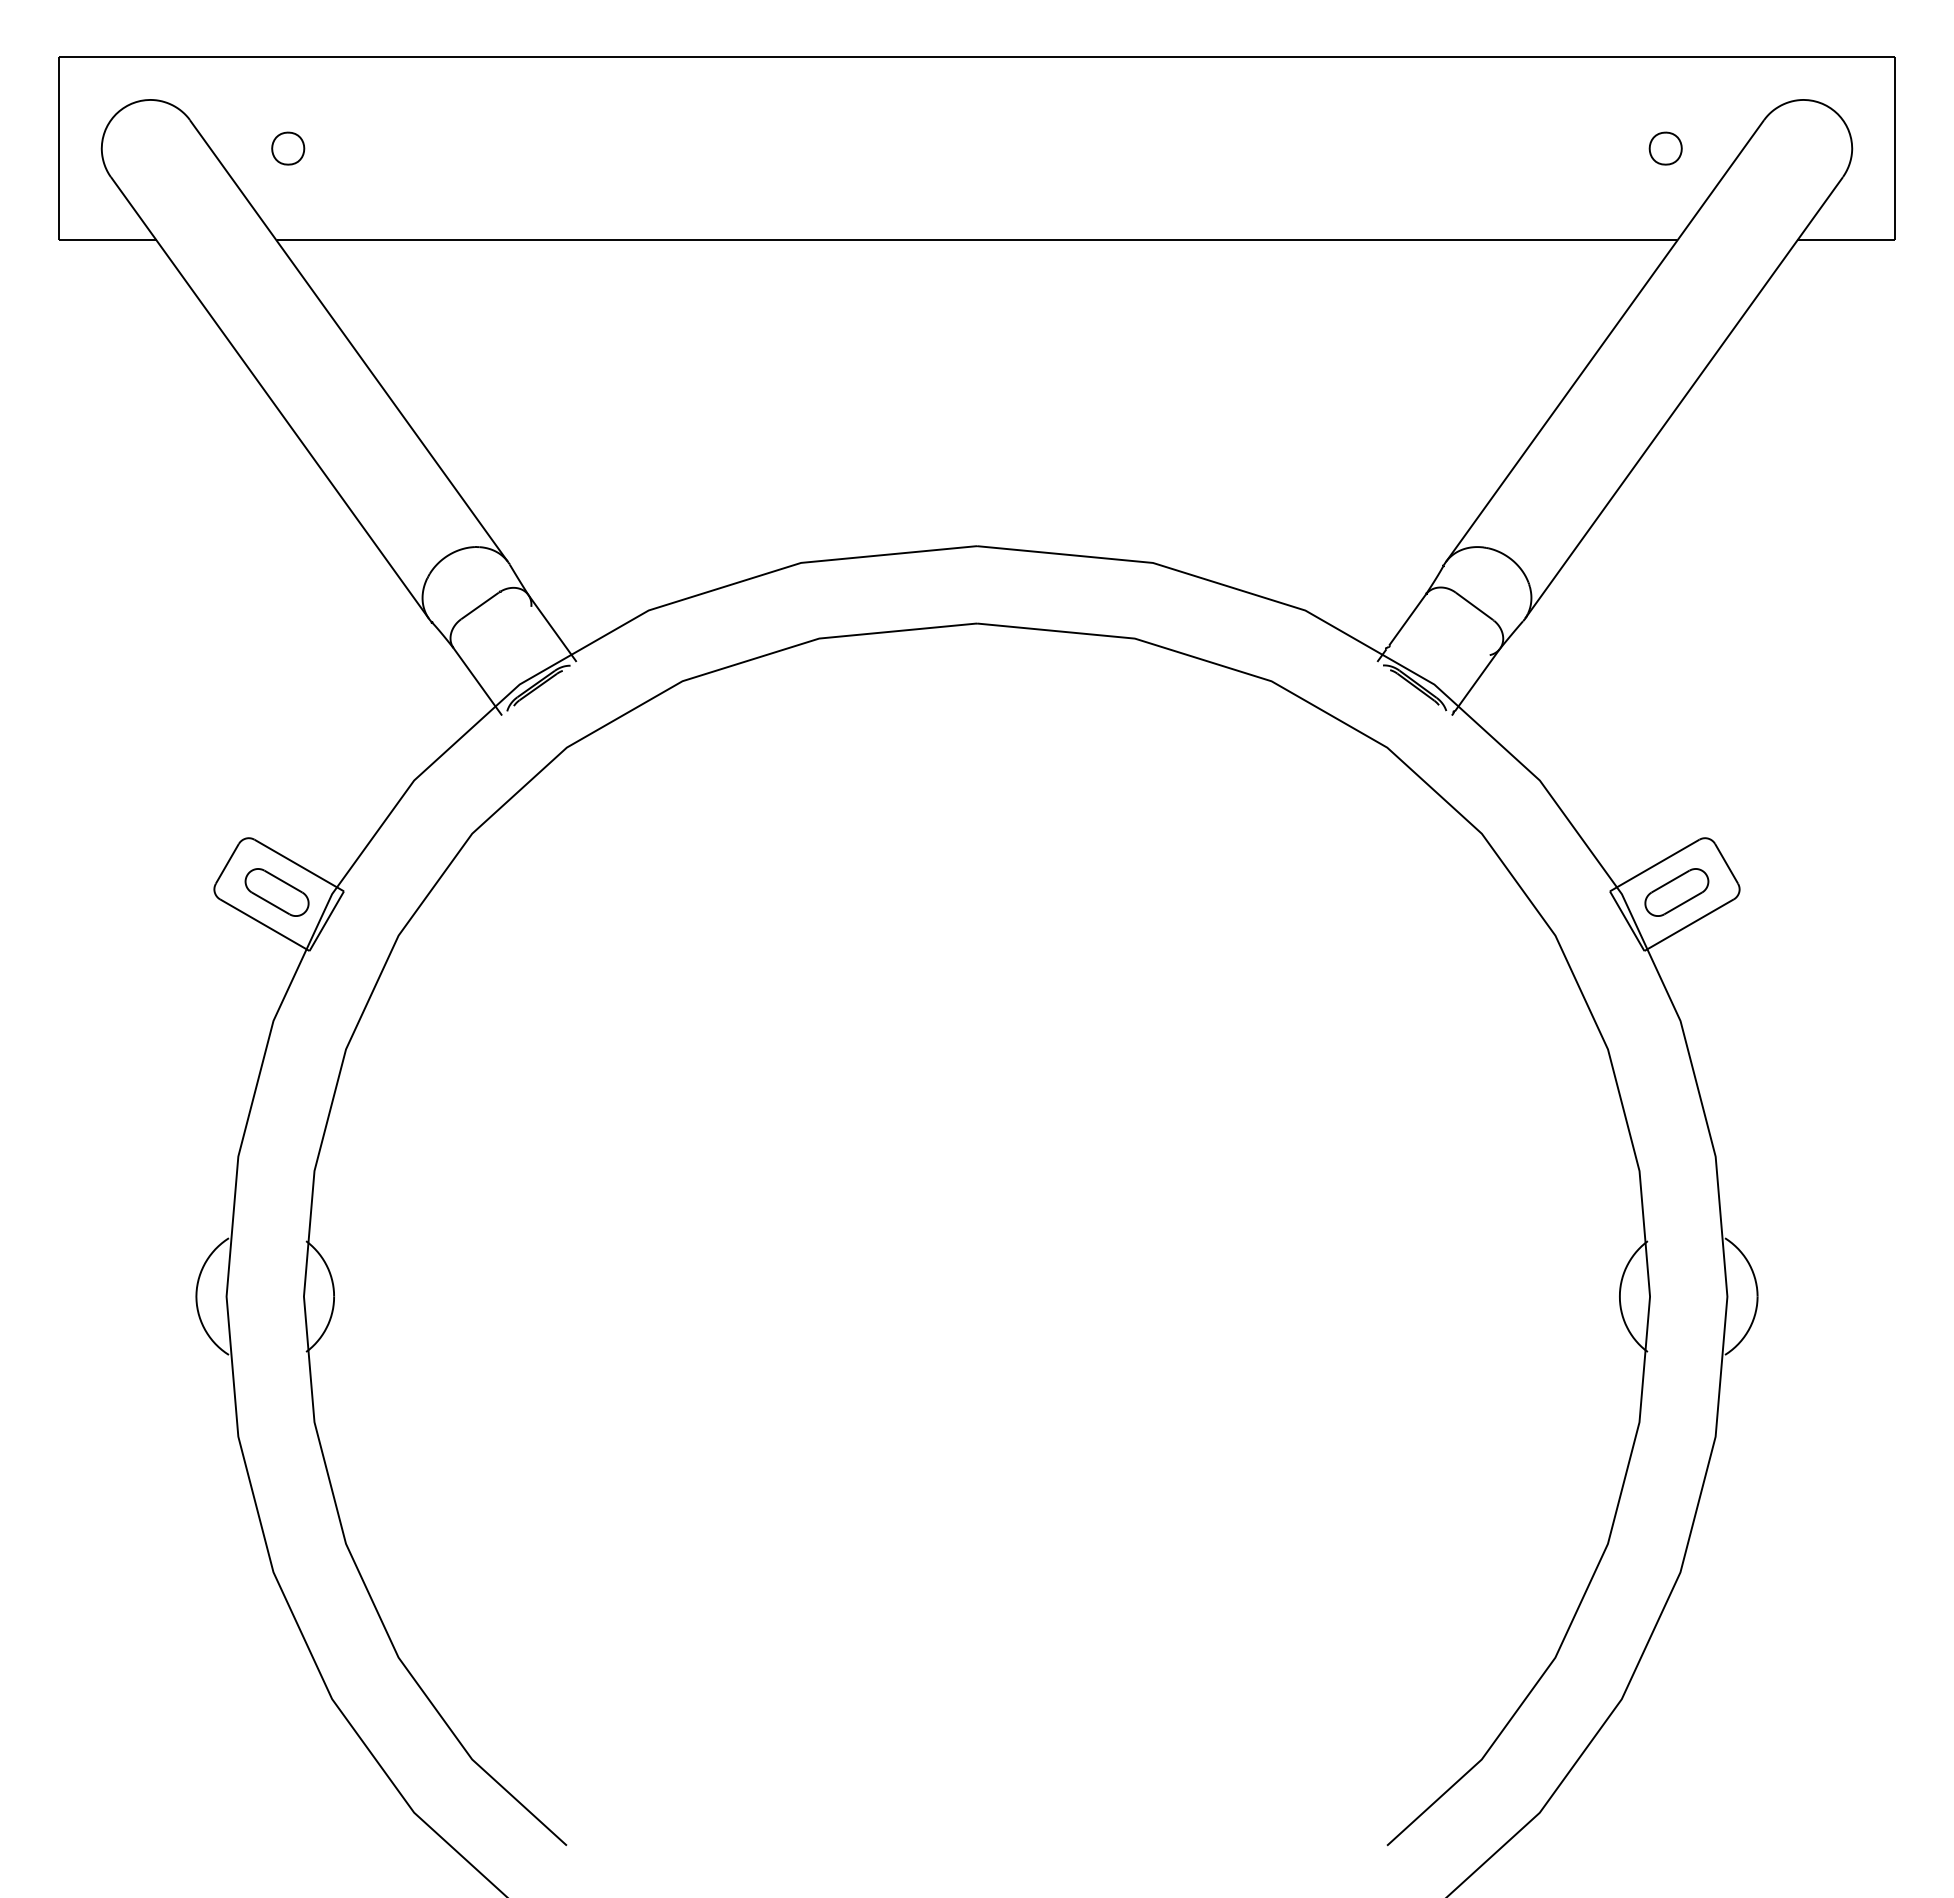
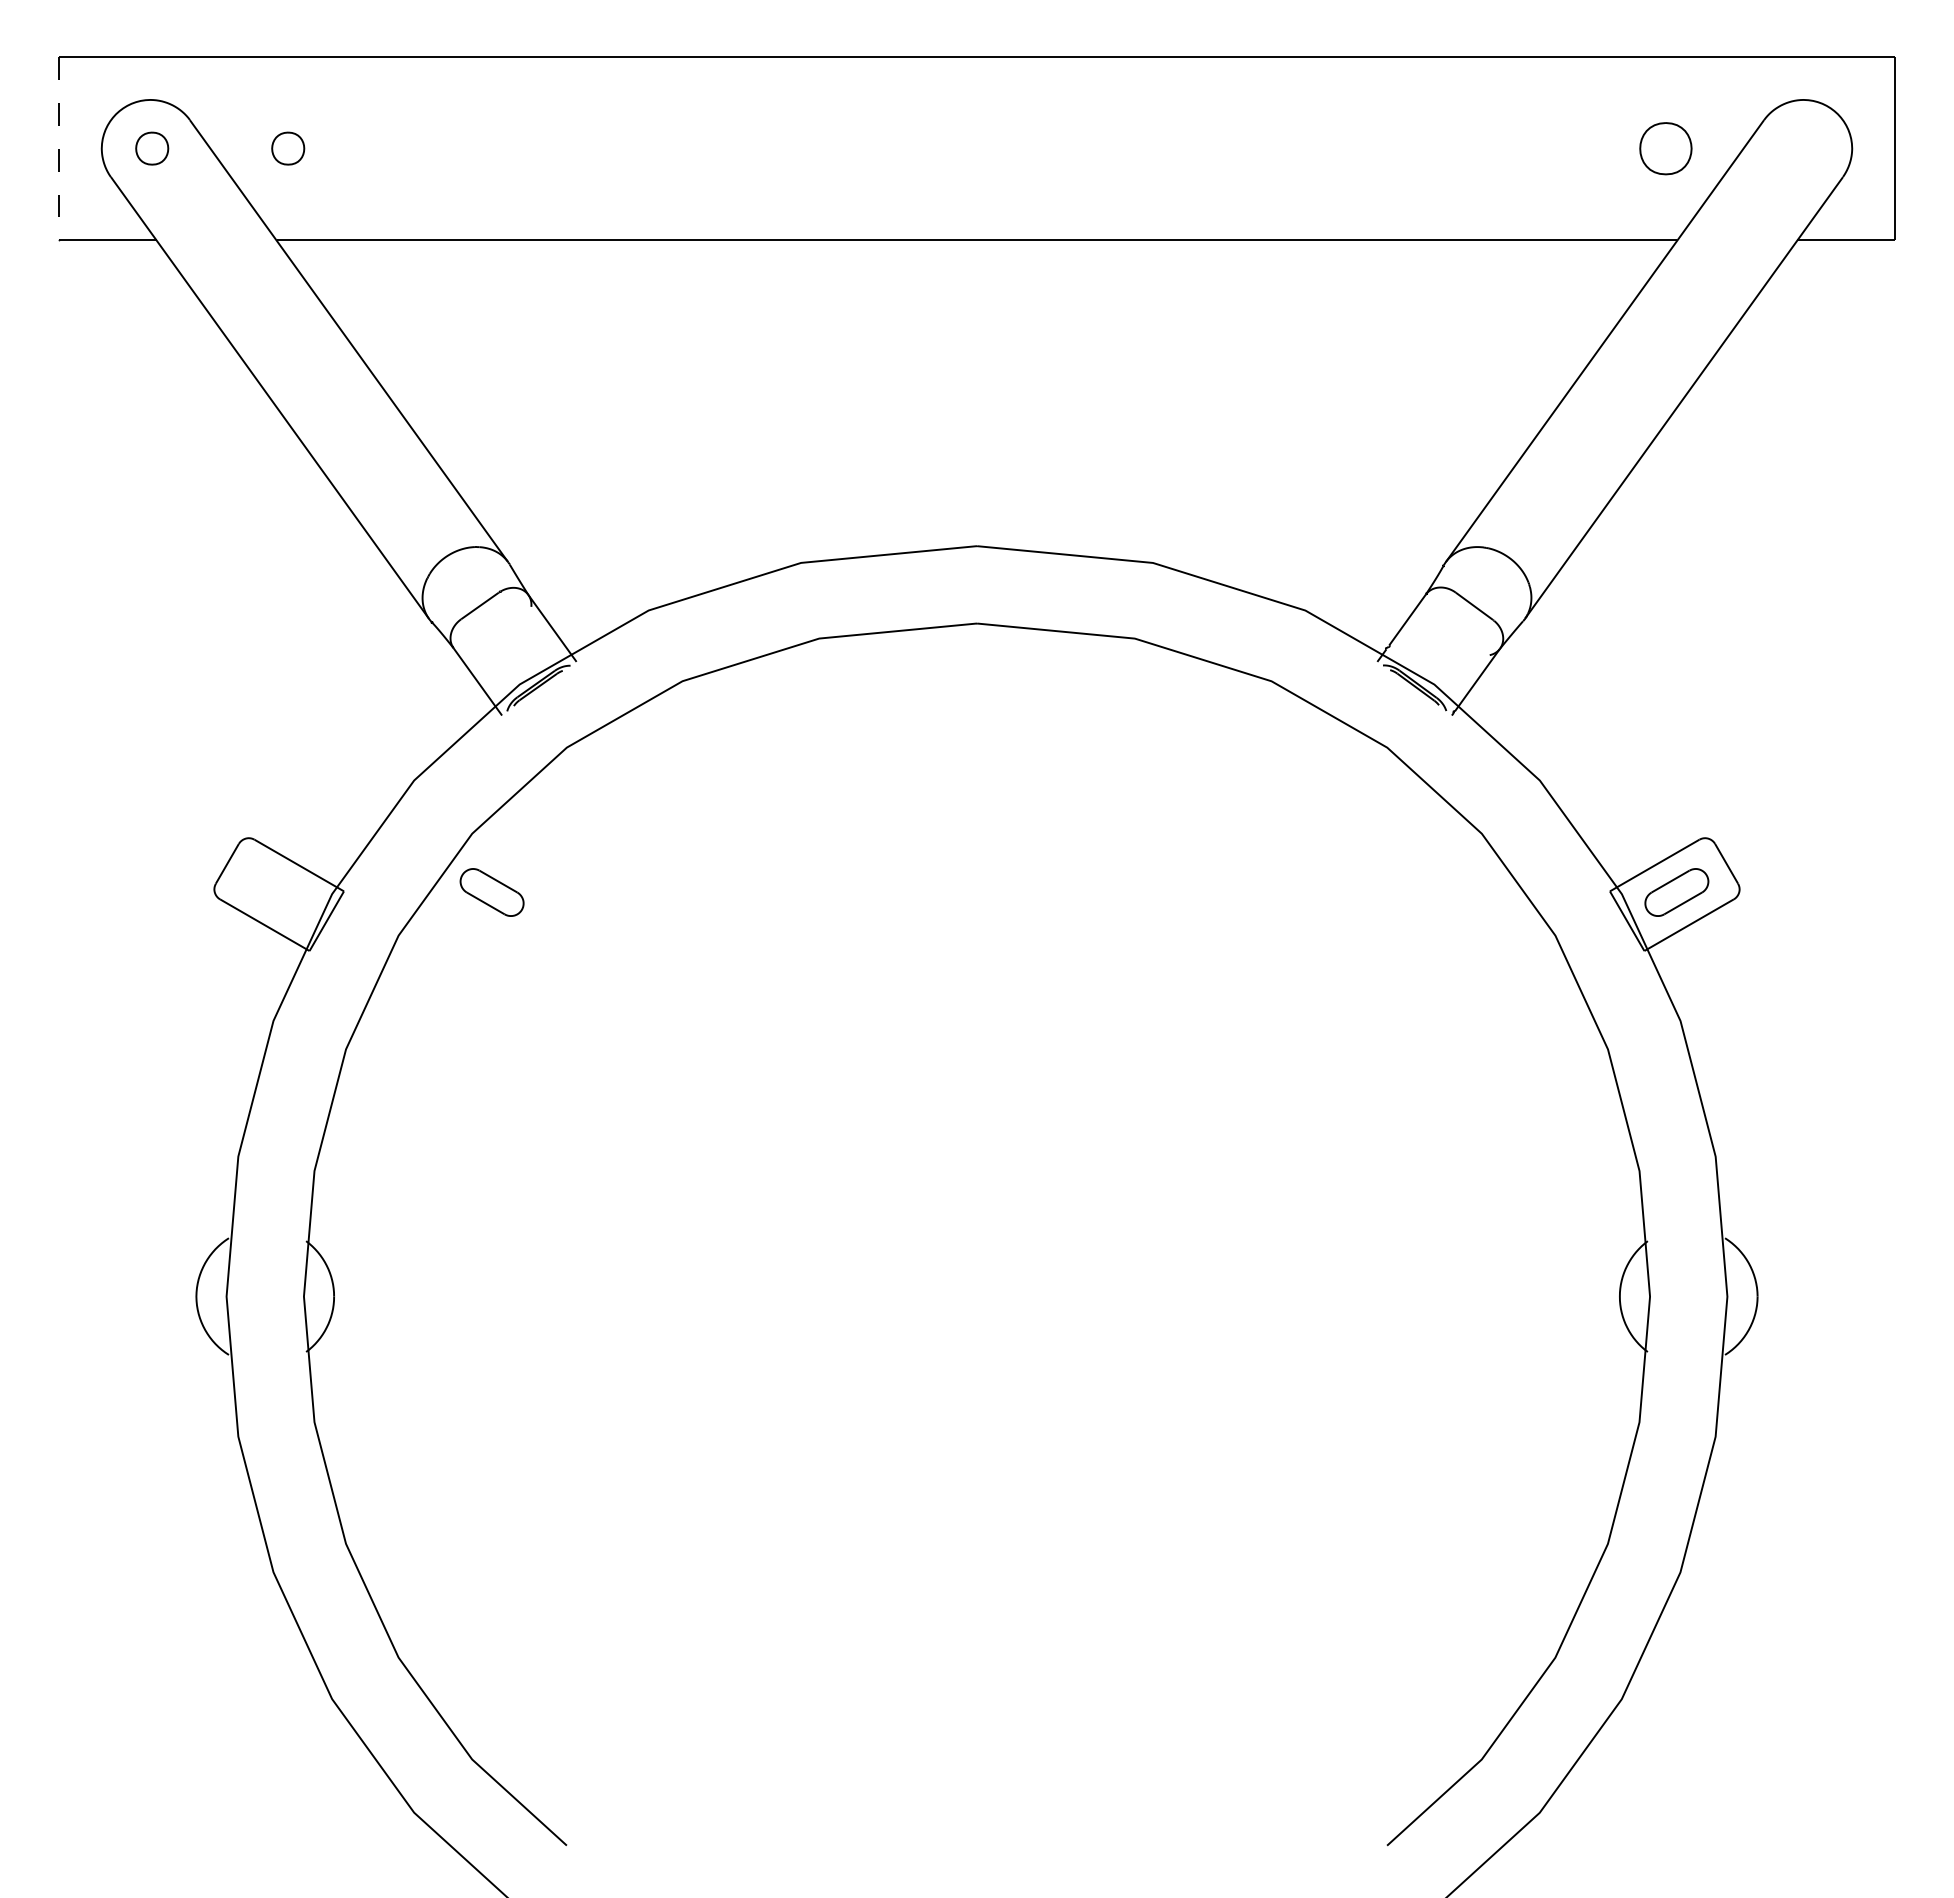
line: solid -> dashed (58, 148)
part: none -> present (152, 148)
part size: 35x35 px -> 54x54 px (1665, 148)
part position: (276, 892) -> (491, 892) (491, 892)
